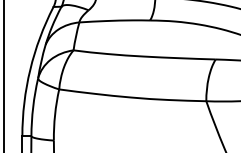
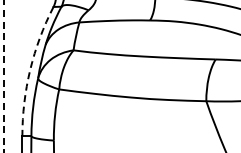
arc: solid -> dashed (30, 69)
line: solid -> dashed (4, 76)
